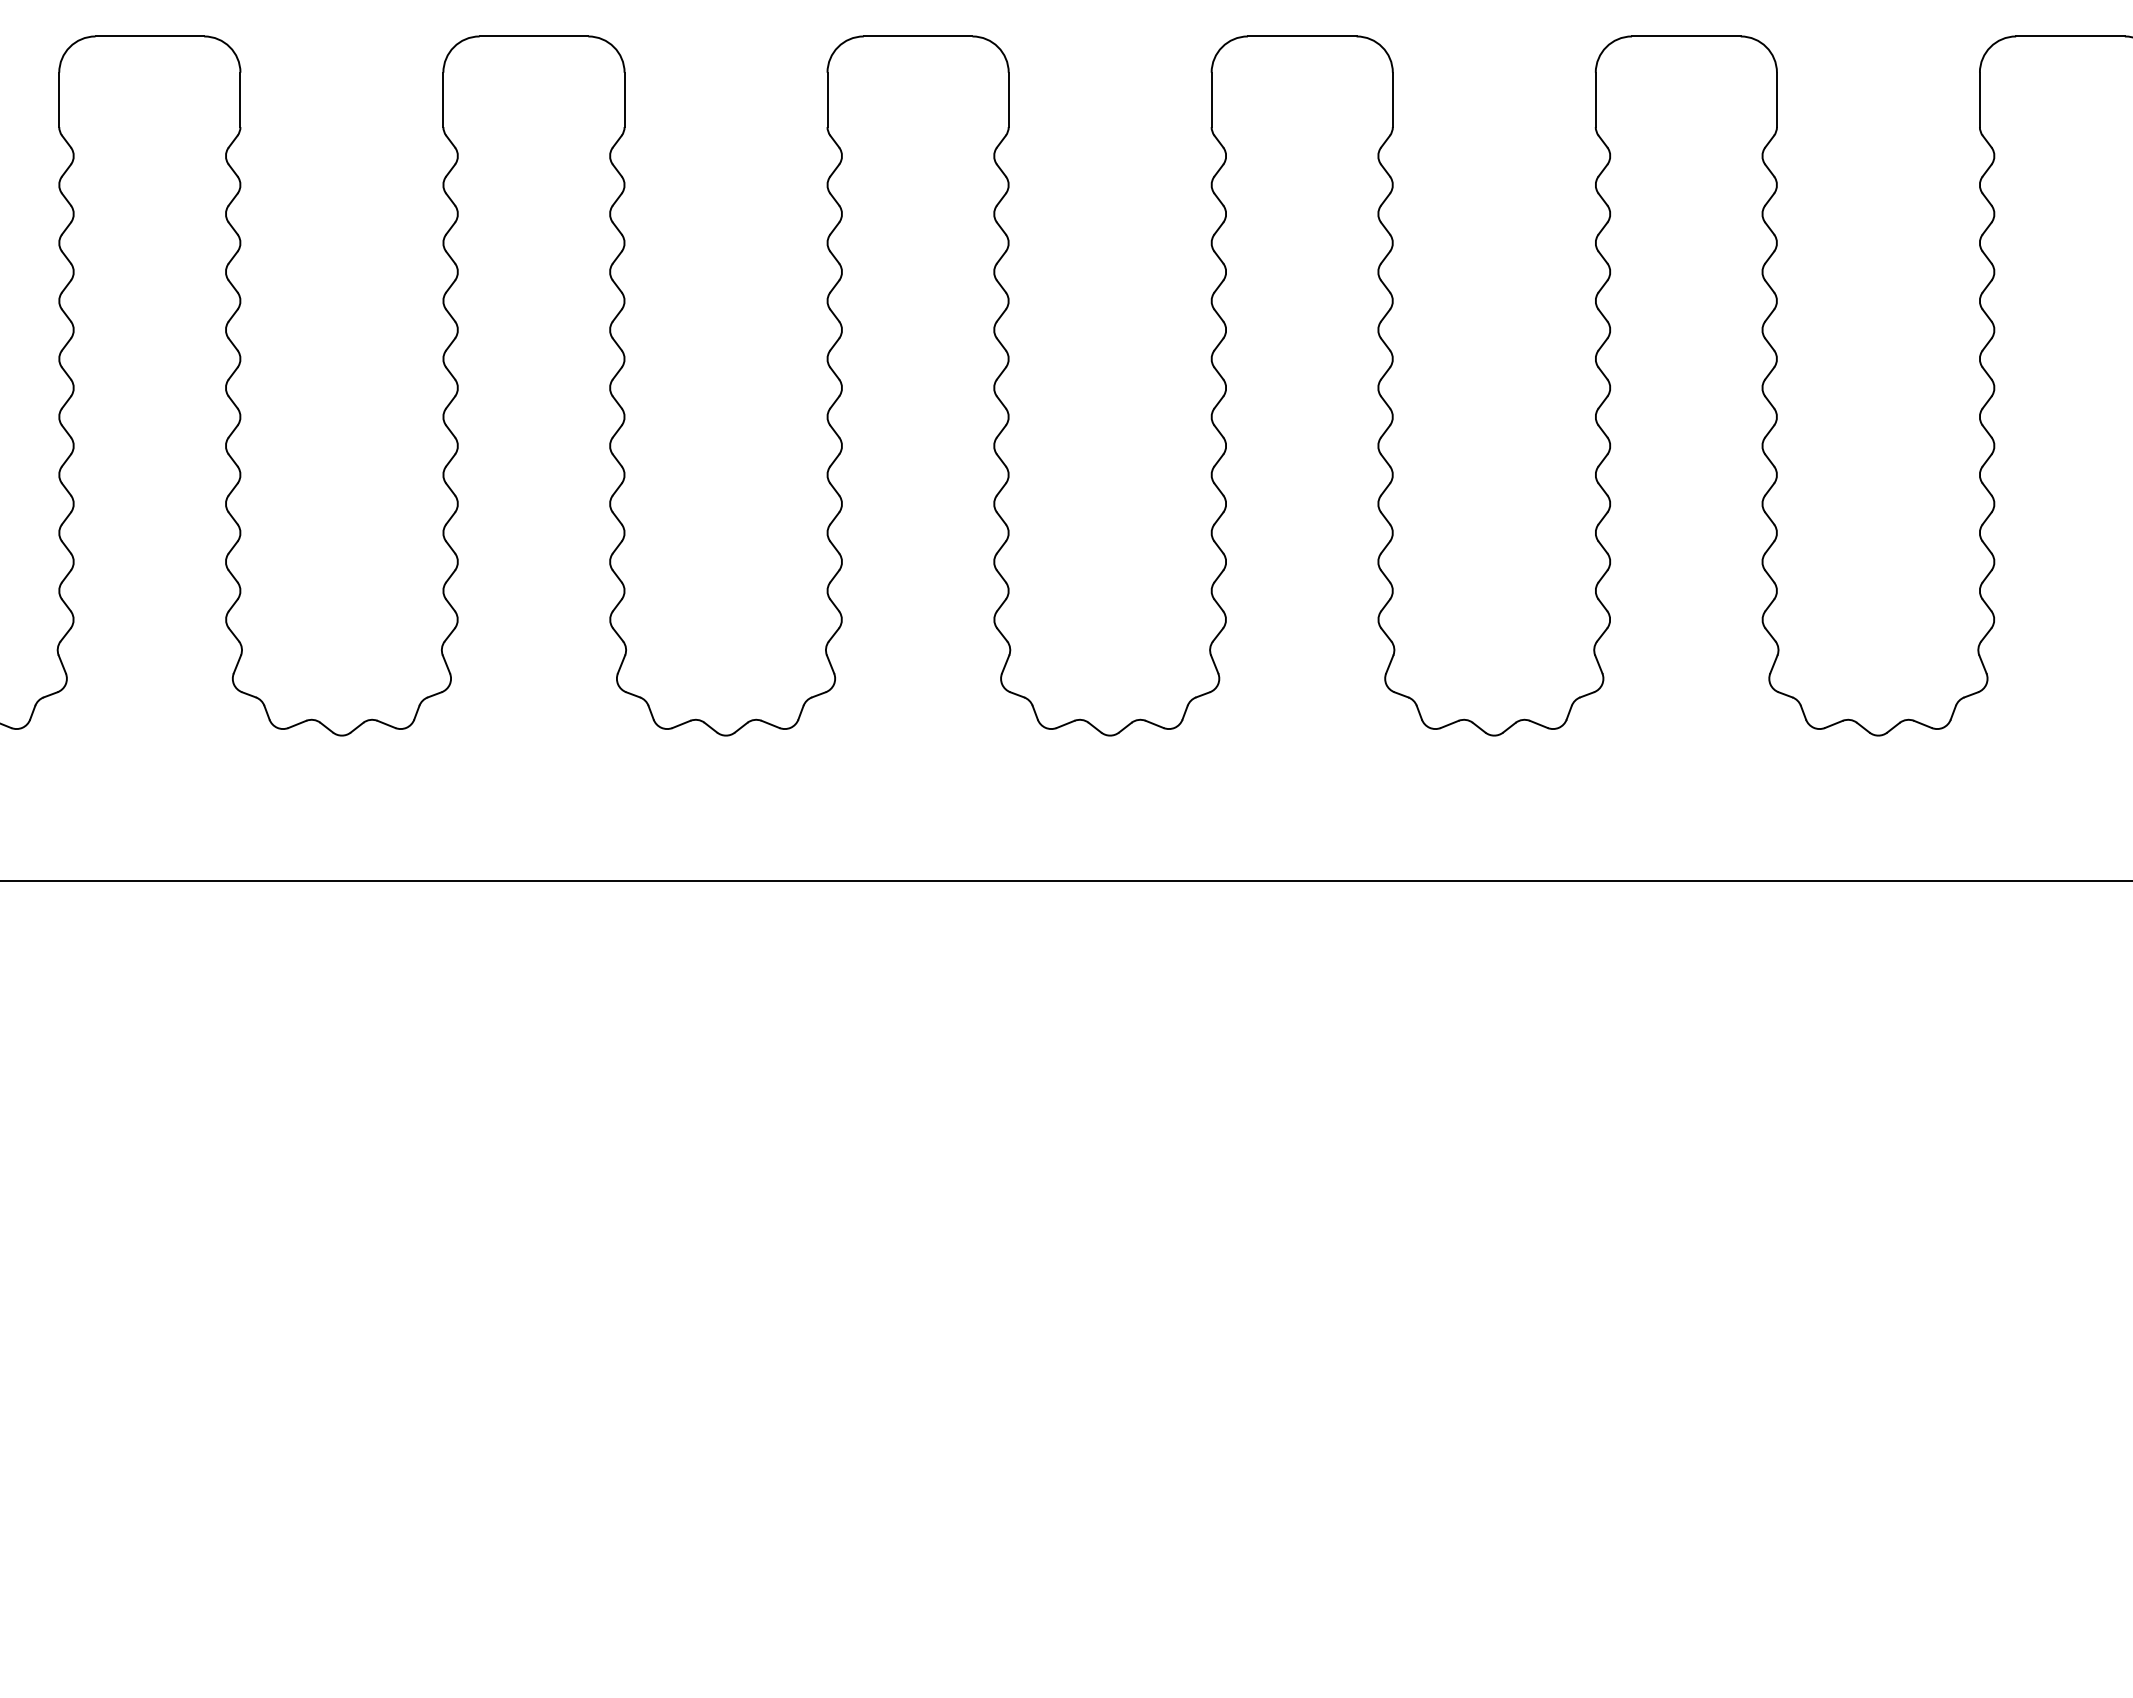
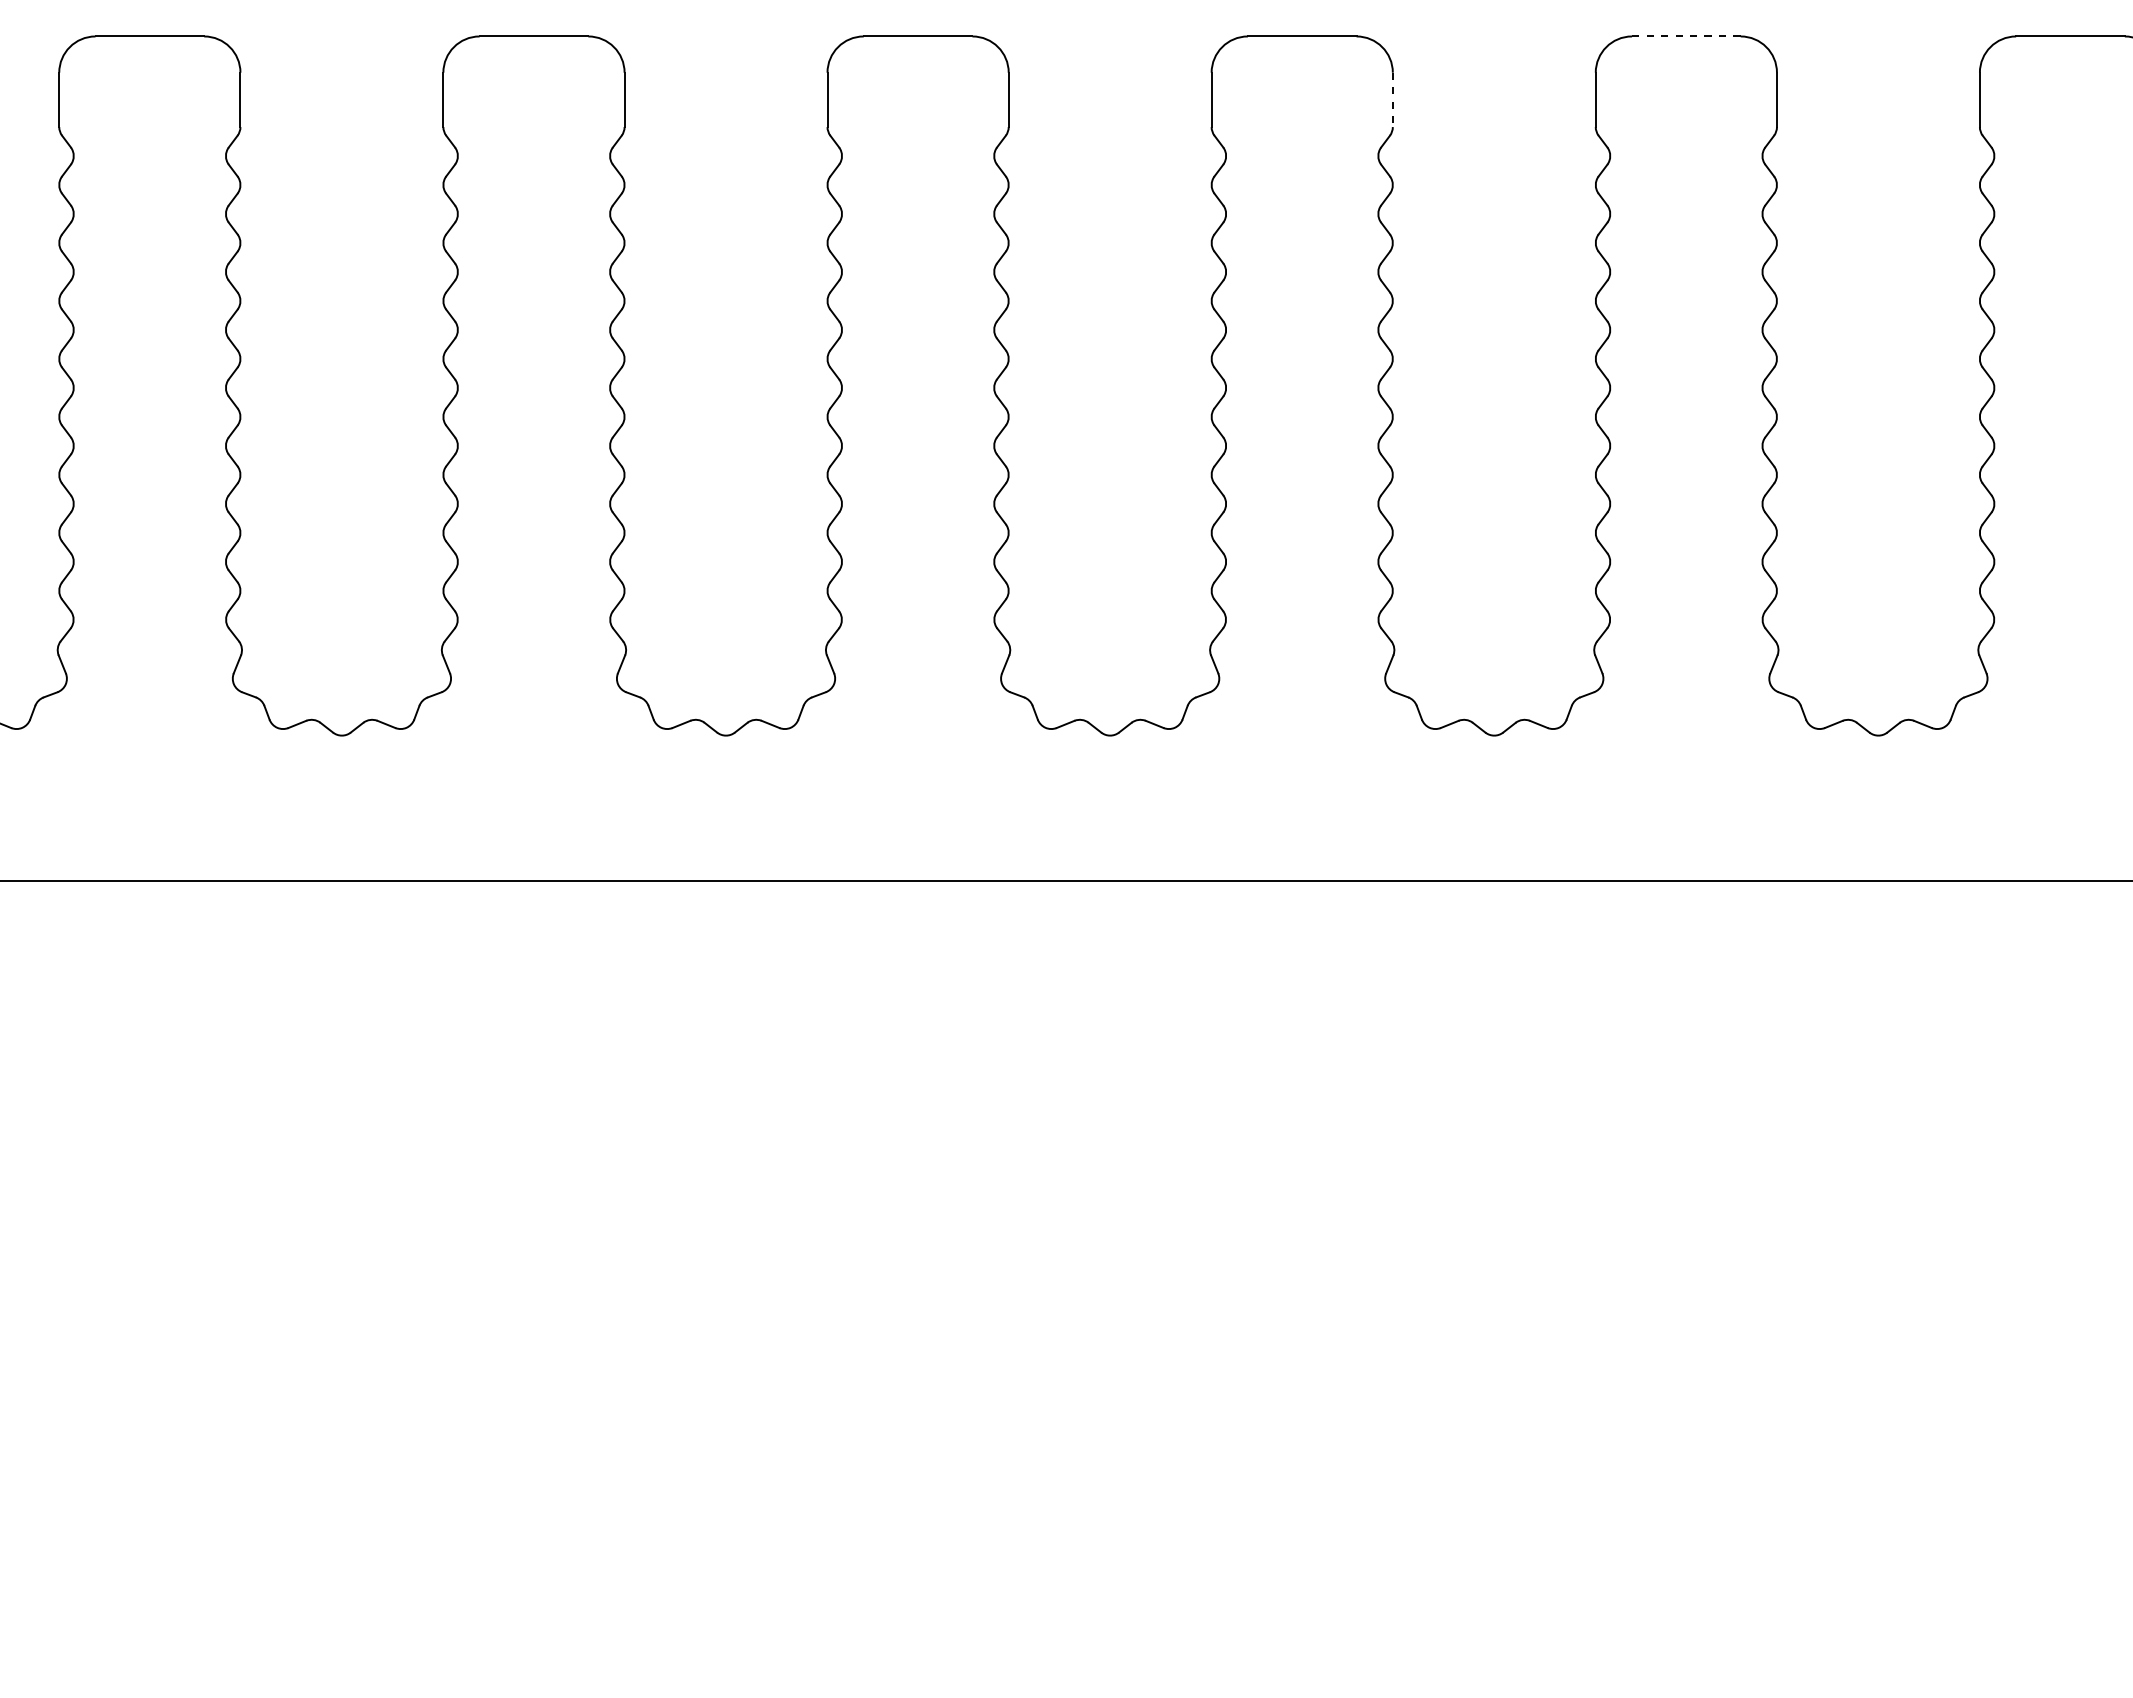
line: solid -> dashed (1686, 36)
line: solid -> dashed (1392, 100)
